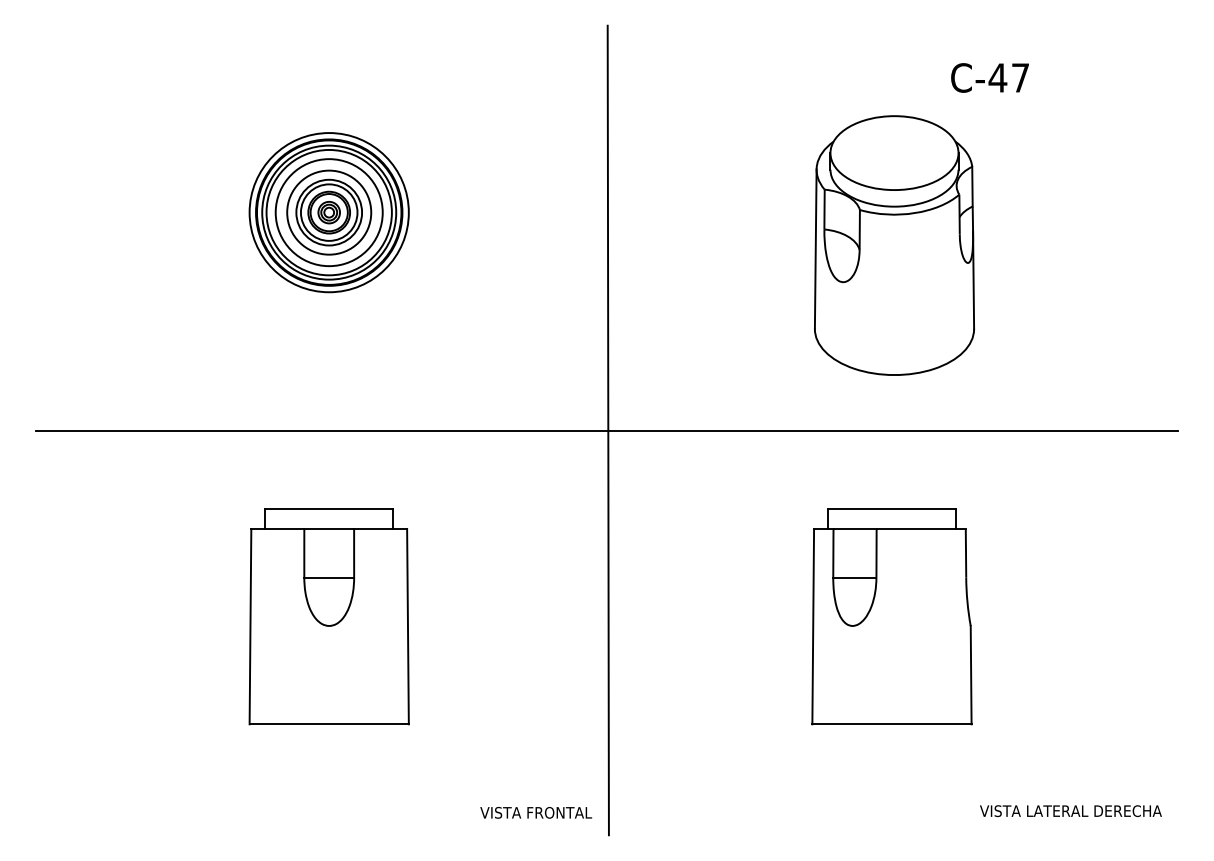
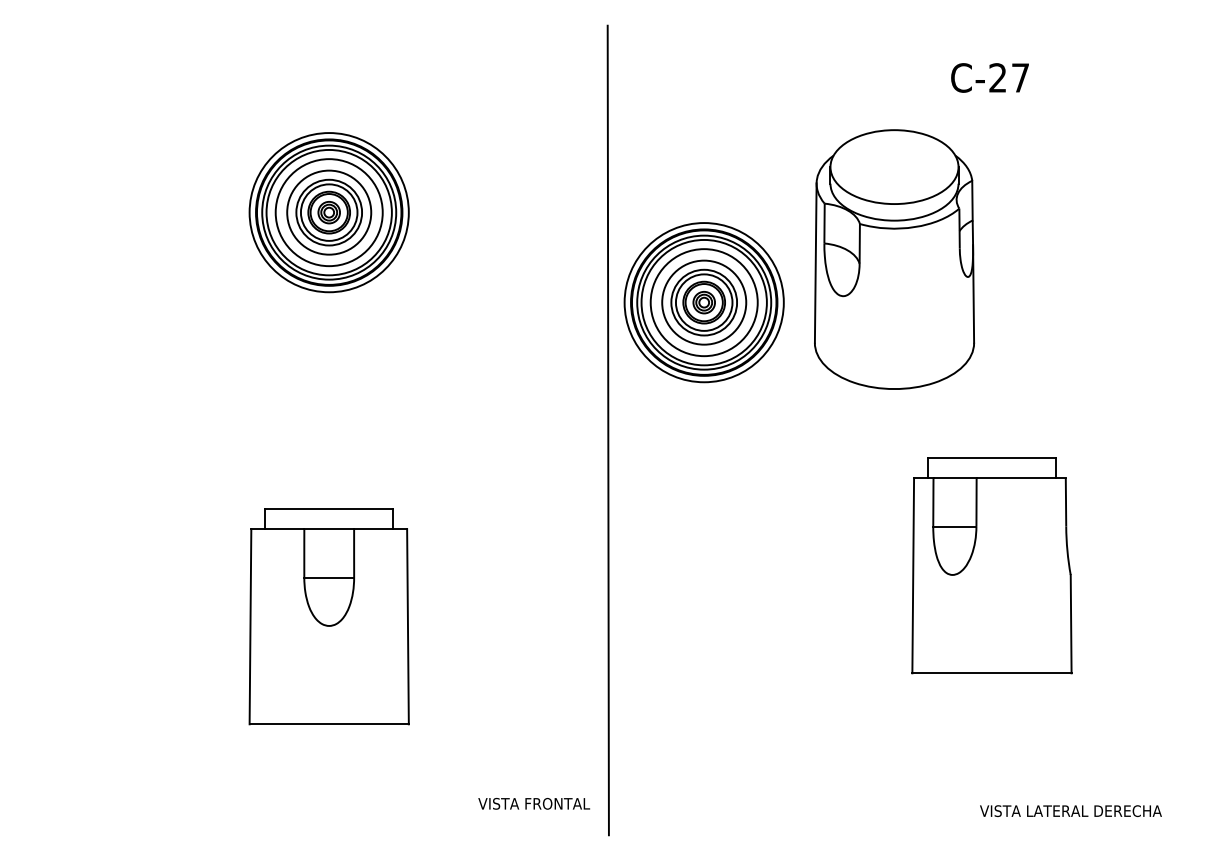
text: C-47 -> C-27 (997, 77)
part position: (894, 245) -> (894, 259) (894, 259)
part: none -> present (703, 302)
line: present -> none (606, 431)
part position: (891, 616) -> (991, 565) (991, 565)
text position: (535, 812) -> (533, 803) (533, 803)
